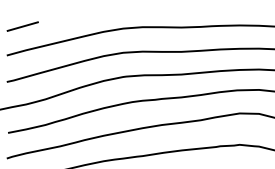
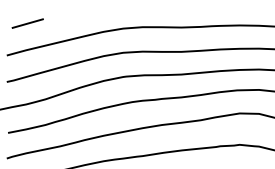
line position: (22, 26) -> (27, 23) (27, 23)
